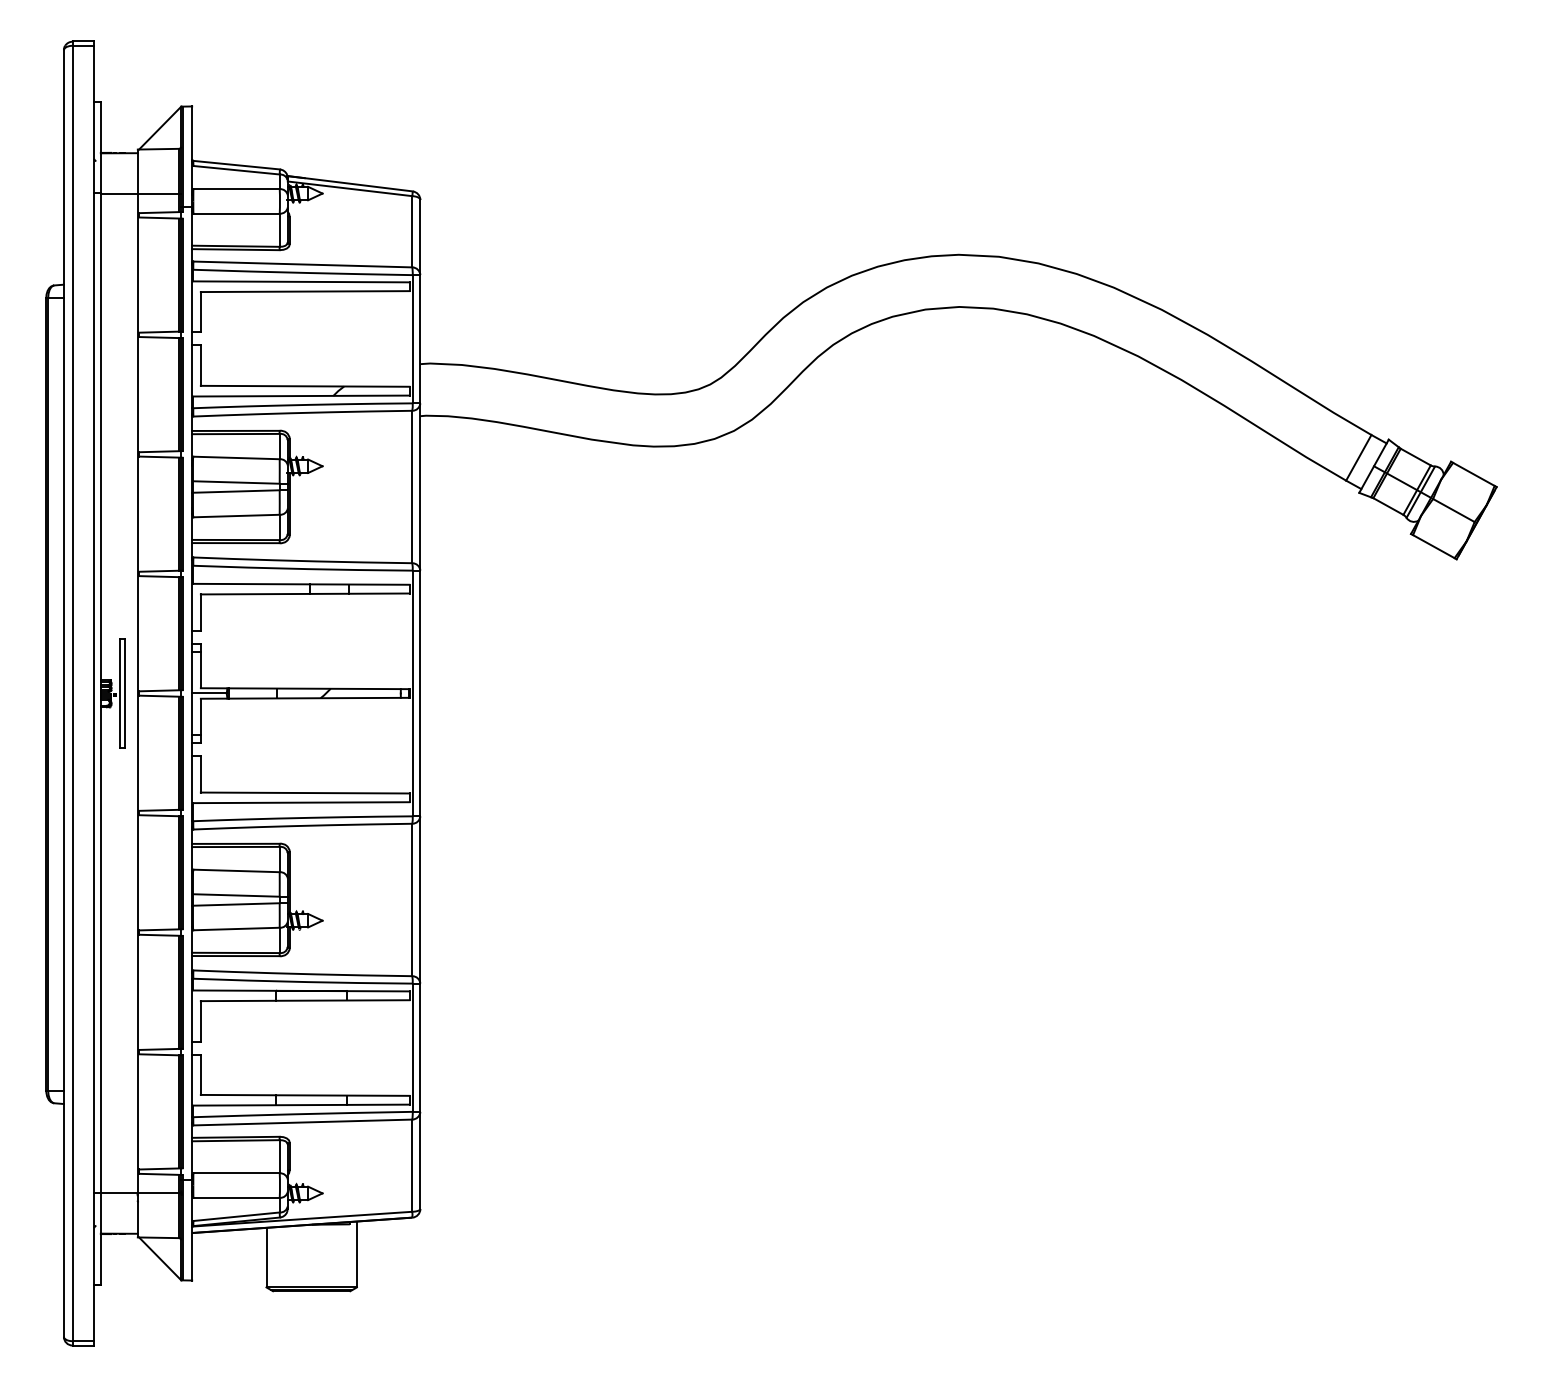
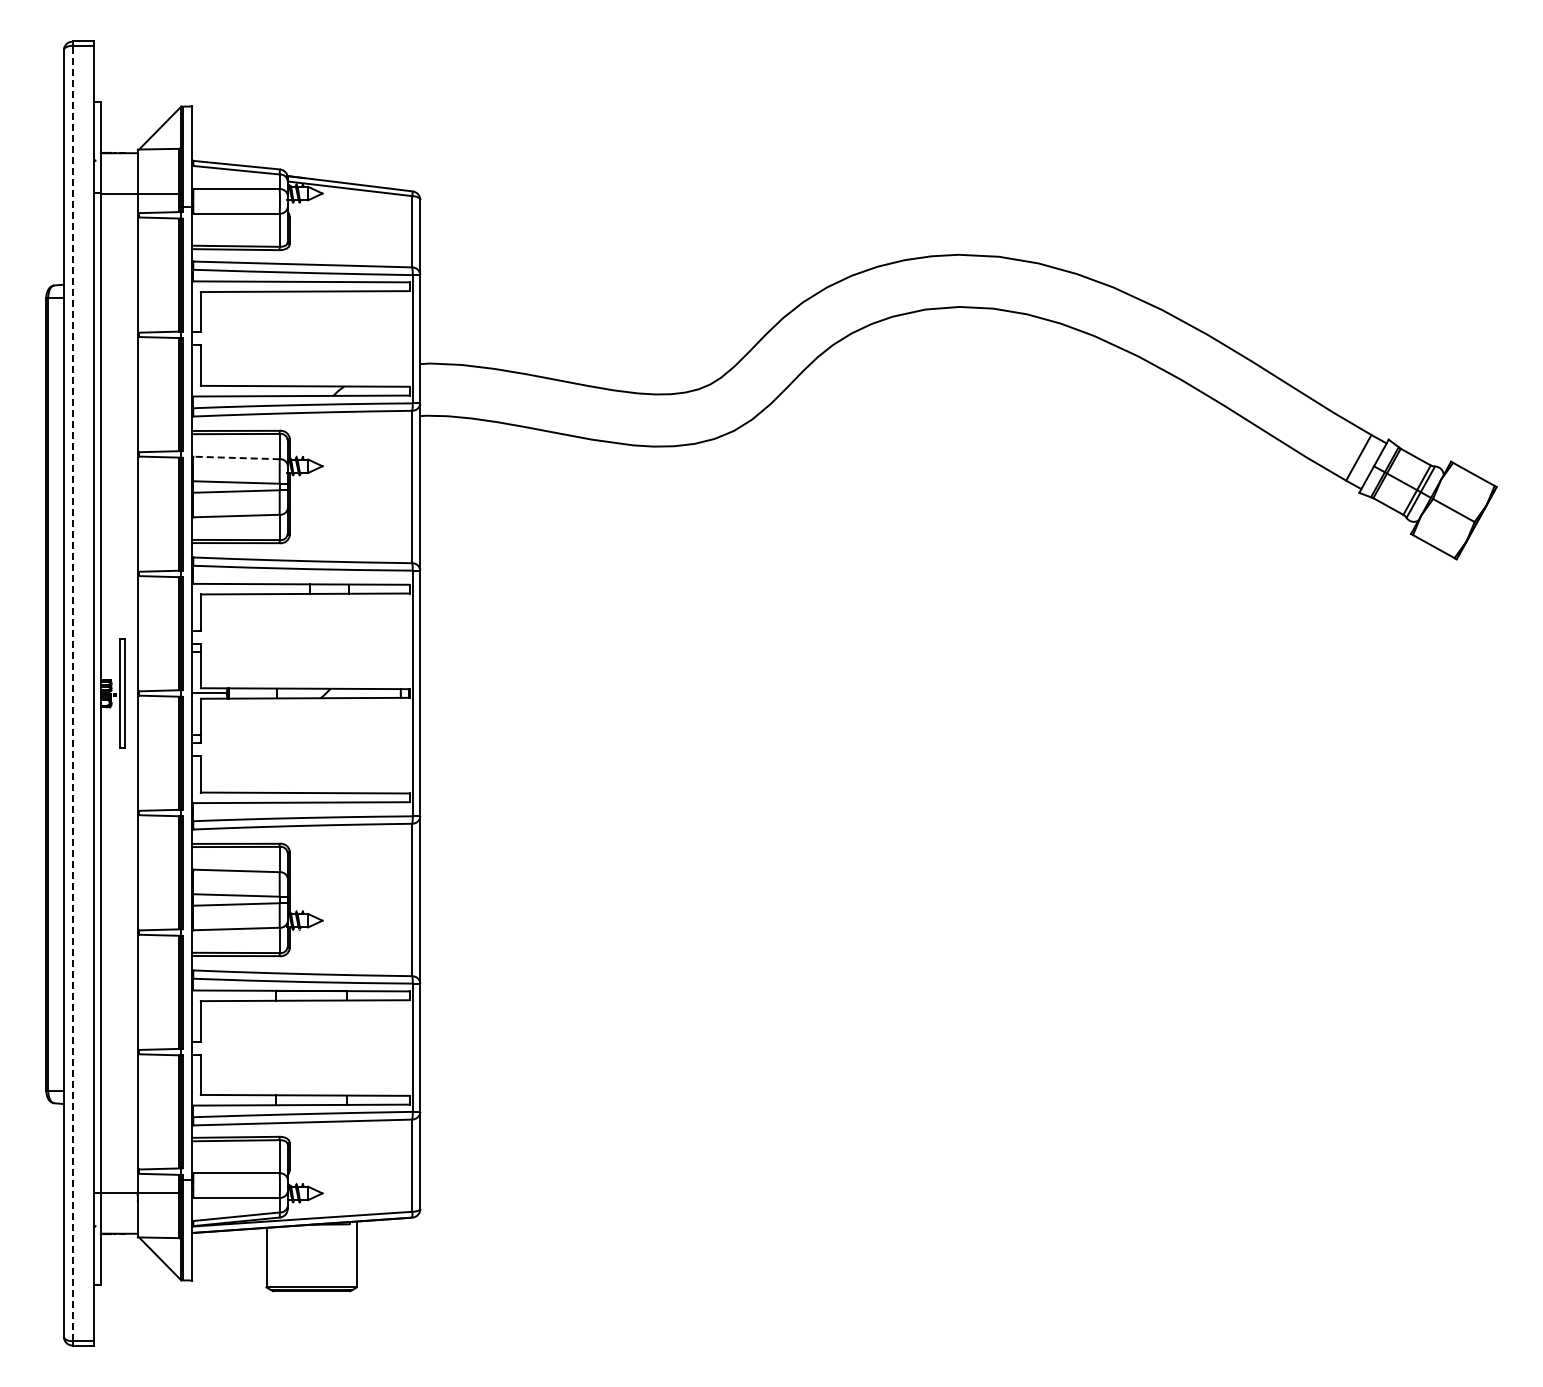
line: solid -> dashed (236, 457)
line: solid -> dashed (72, 693)
